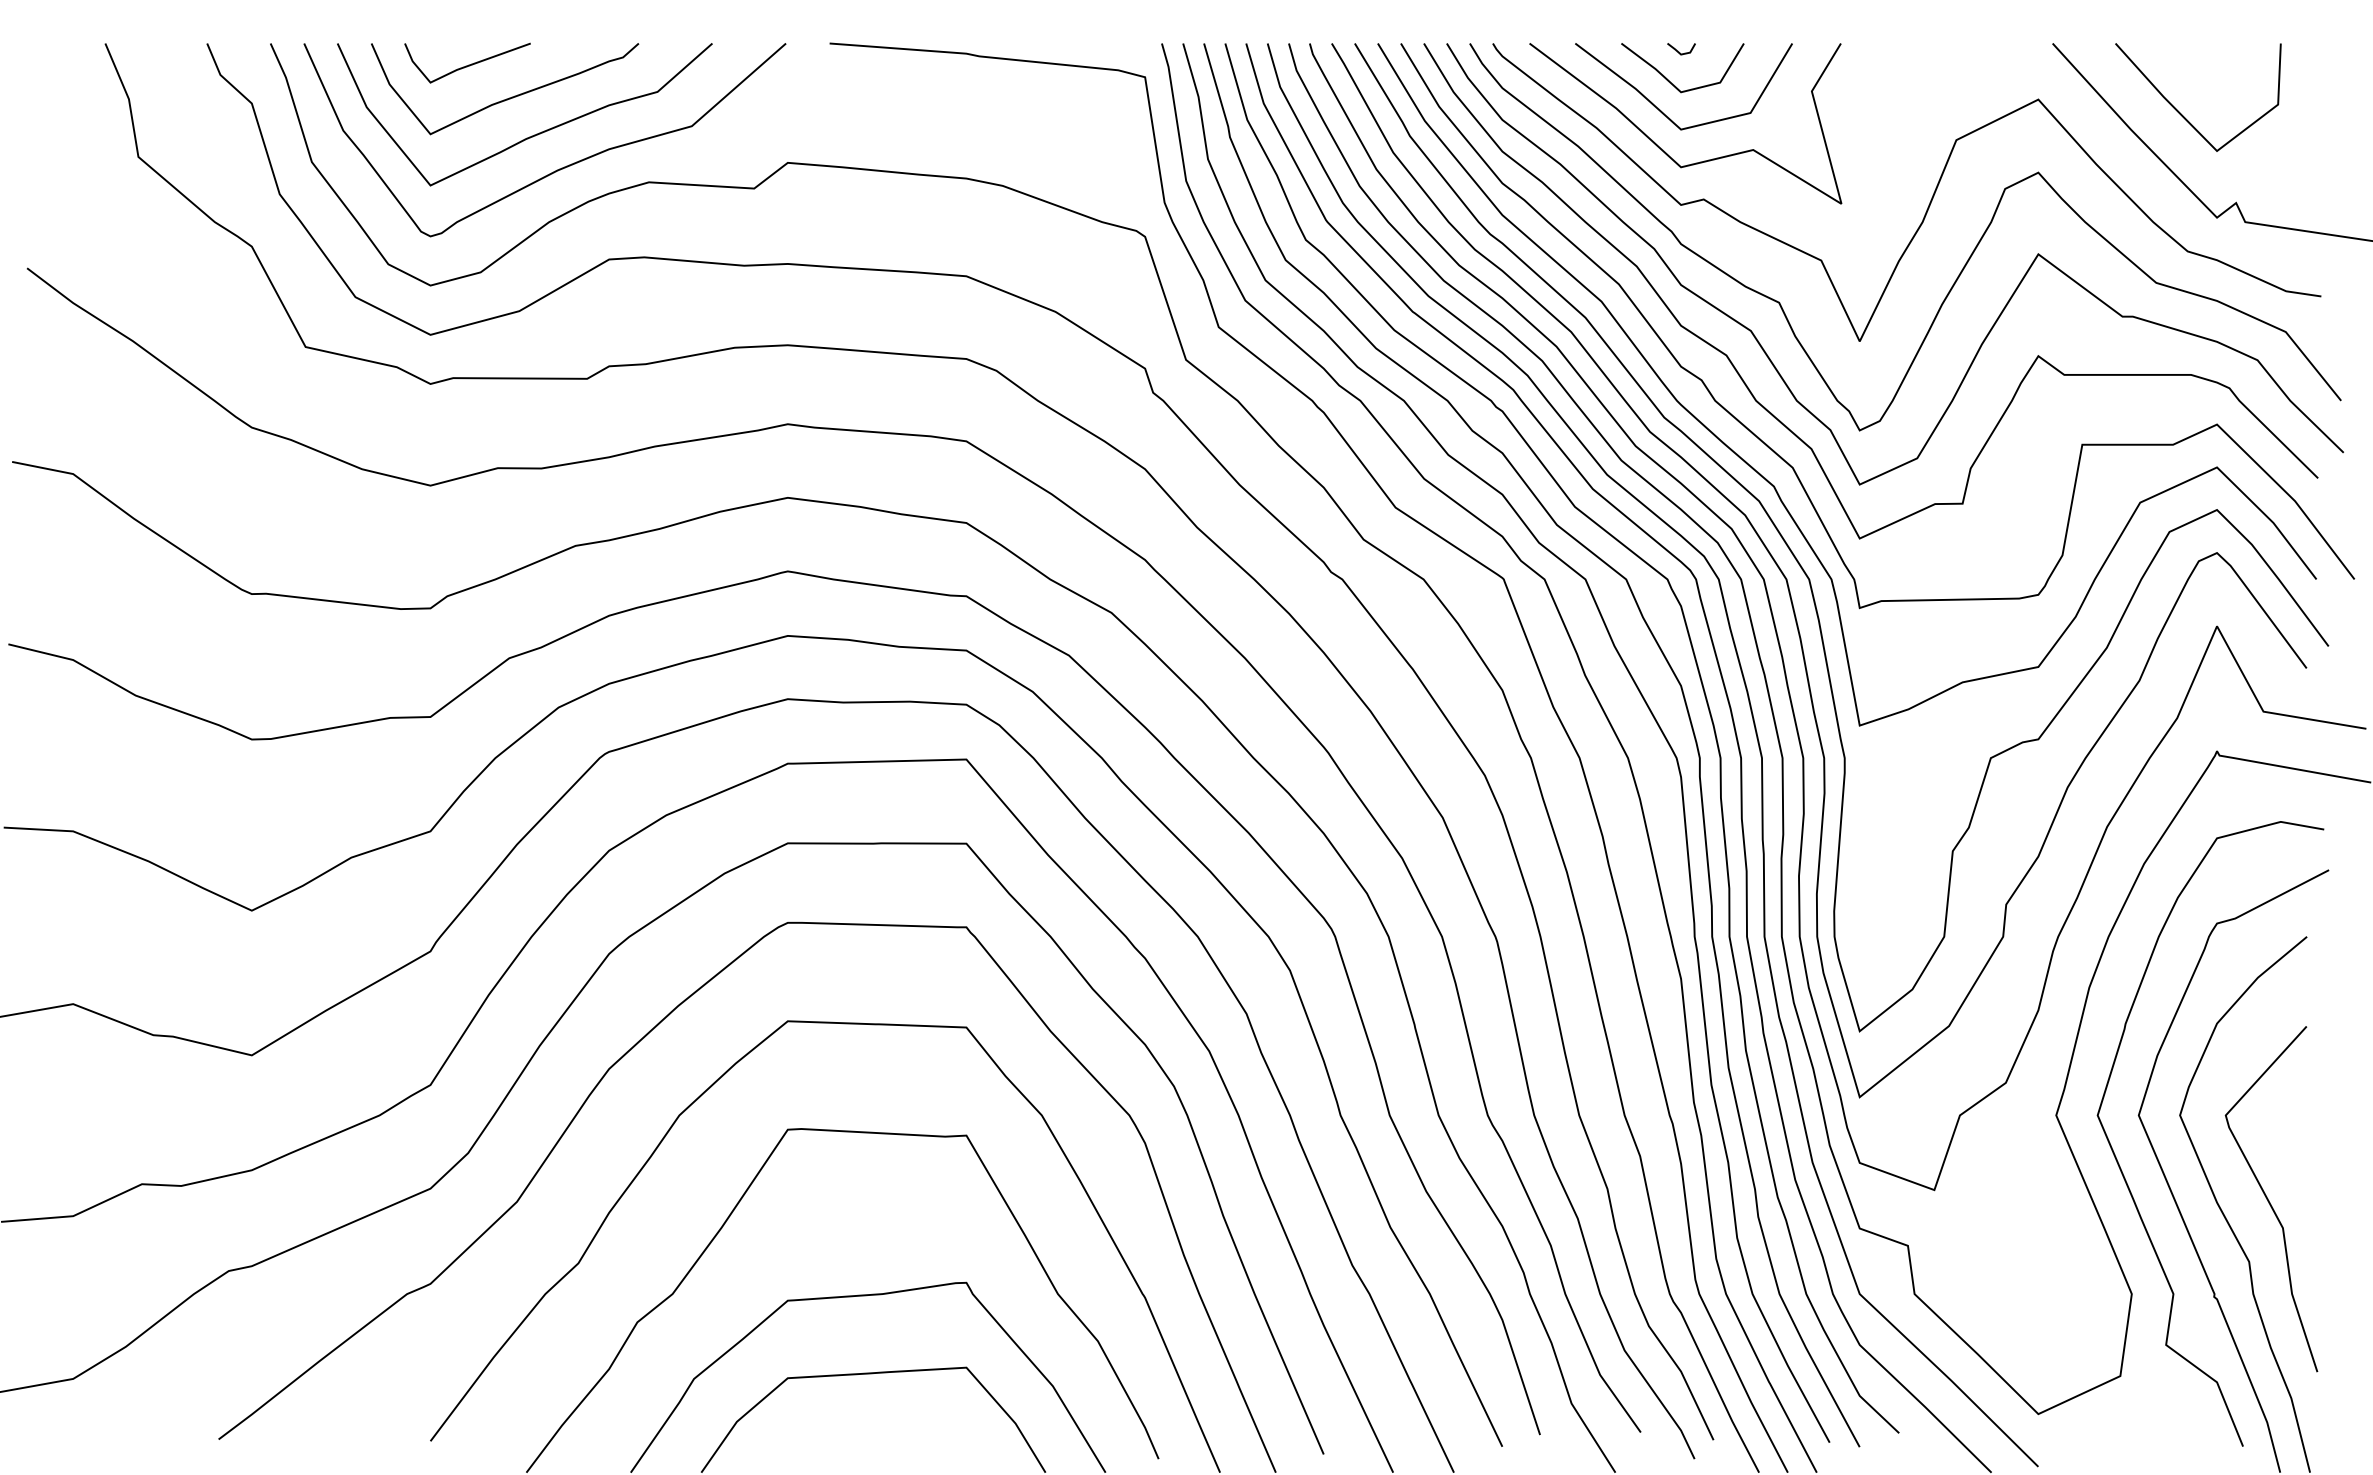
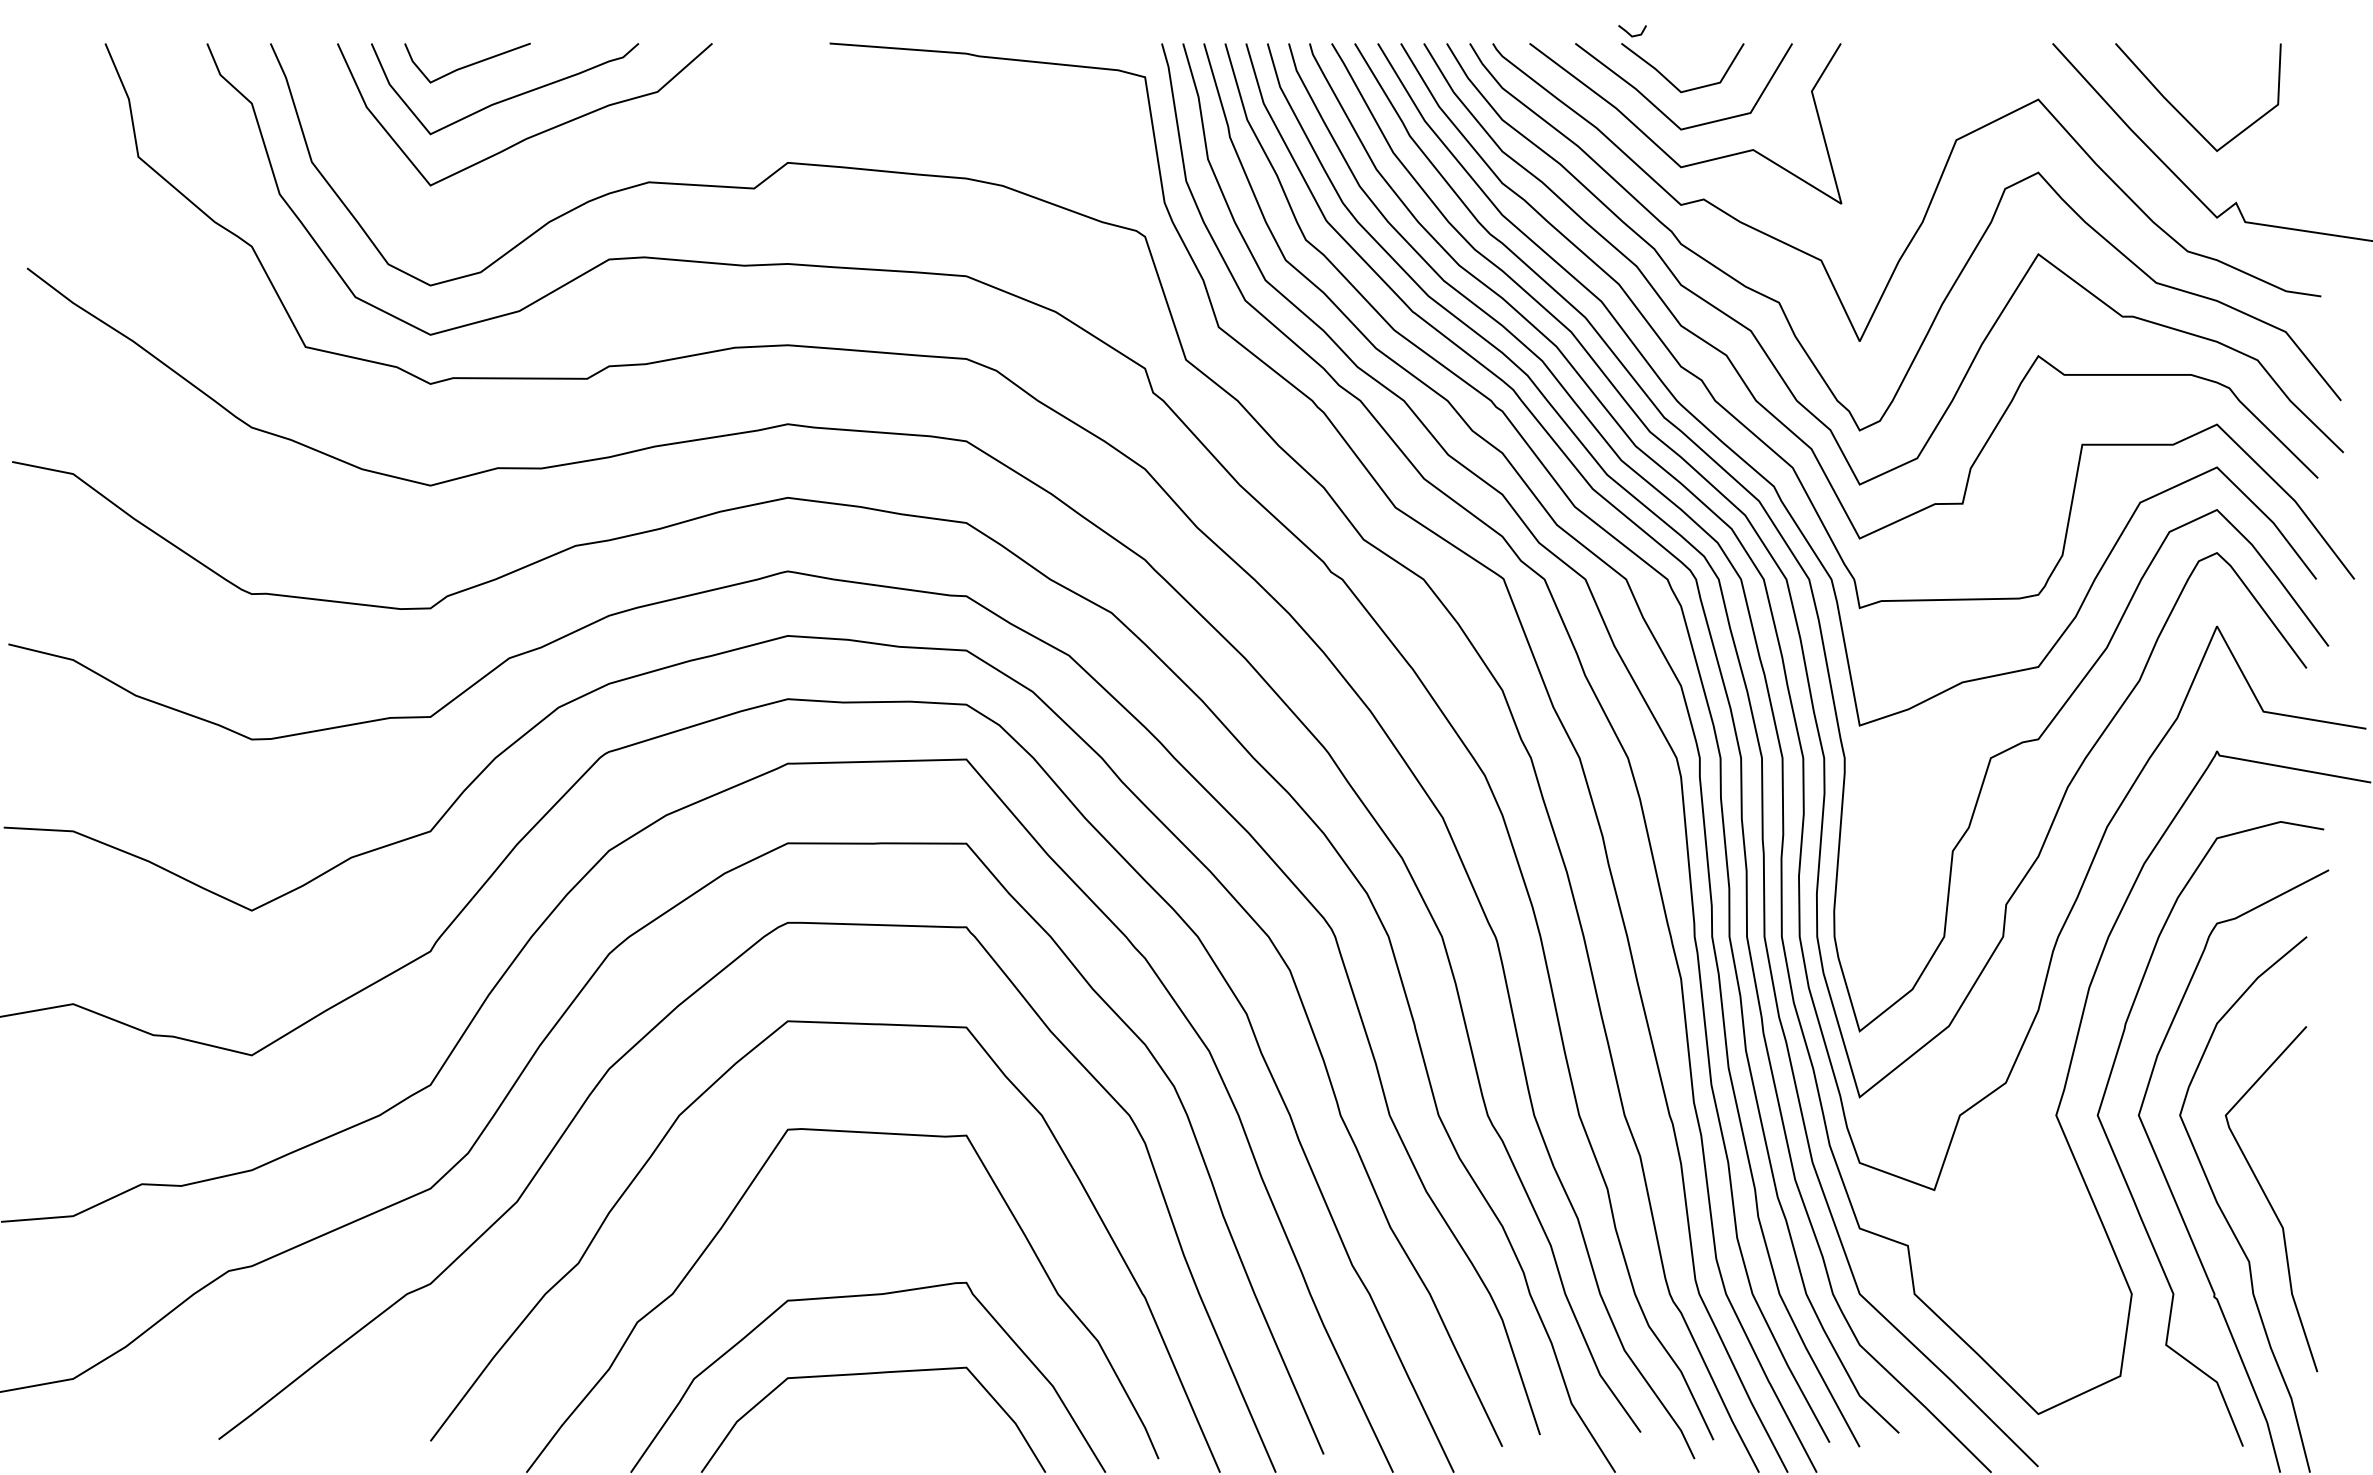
line position: (1679, 51) -> (1630, 33) (1630, 33)
curve: present -> none (559, 168)
